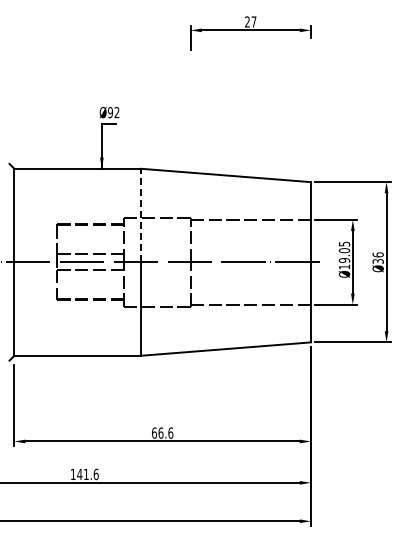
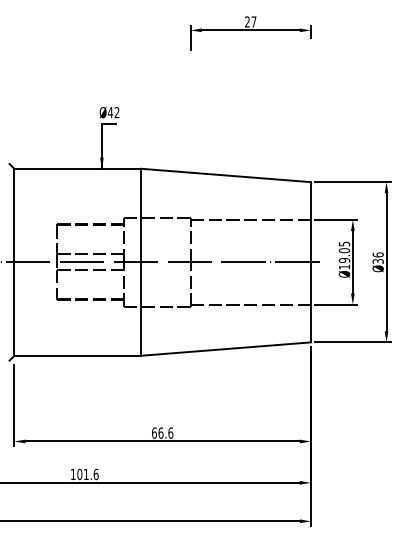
text: 92 -> 42 (110, 112)
line: dashed -> solid (141, 215)
text: 141.6 -> 101.6 (79, 474)
